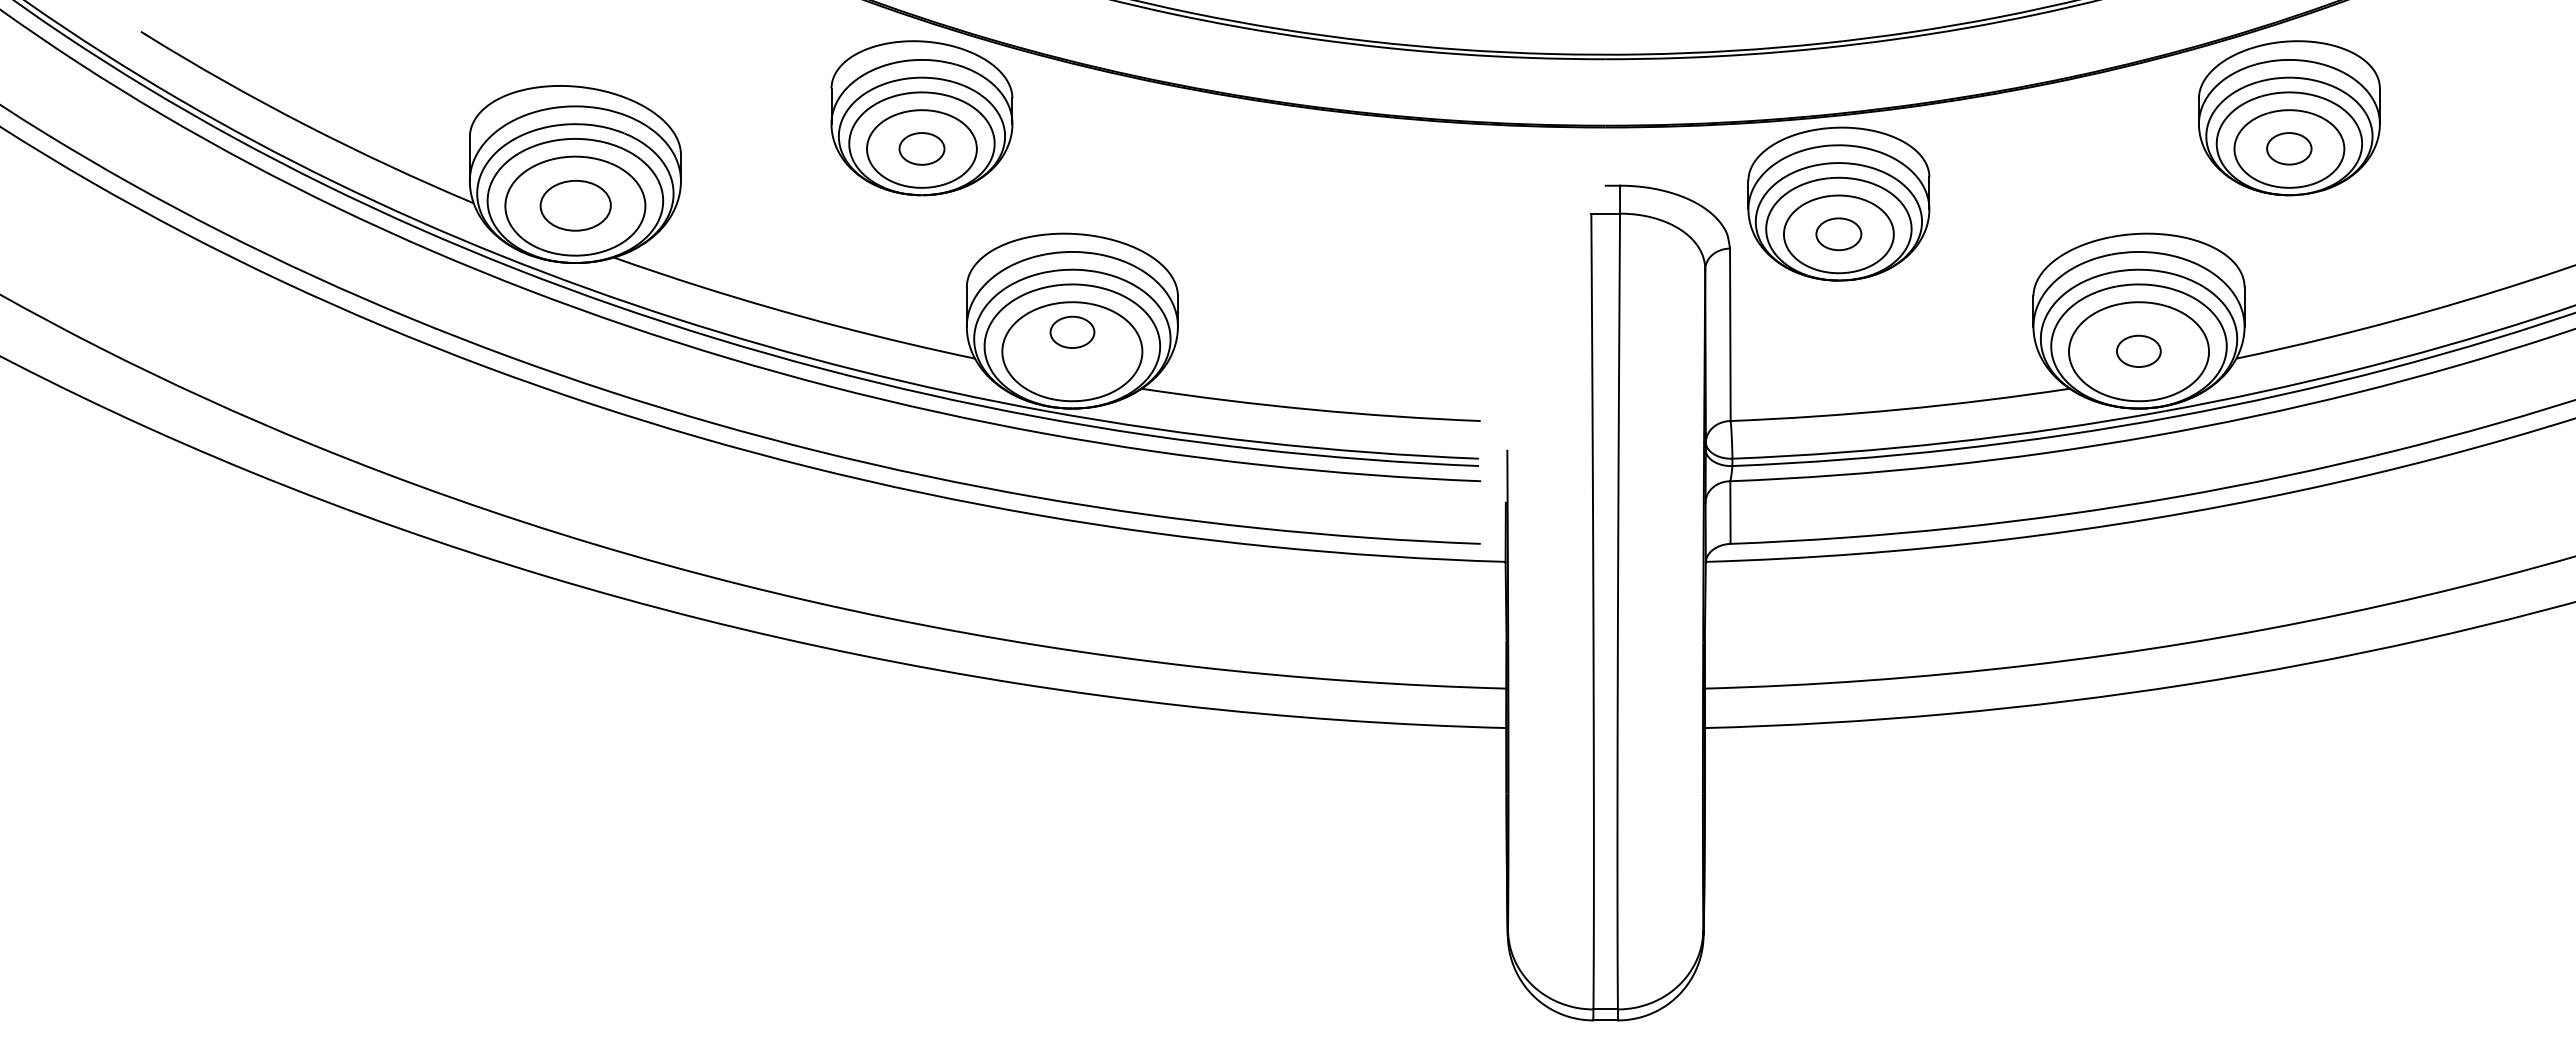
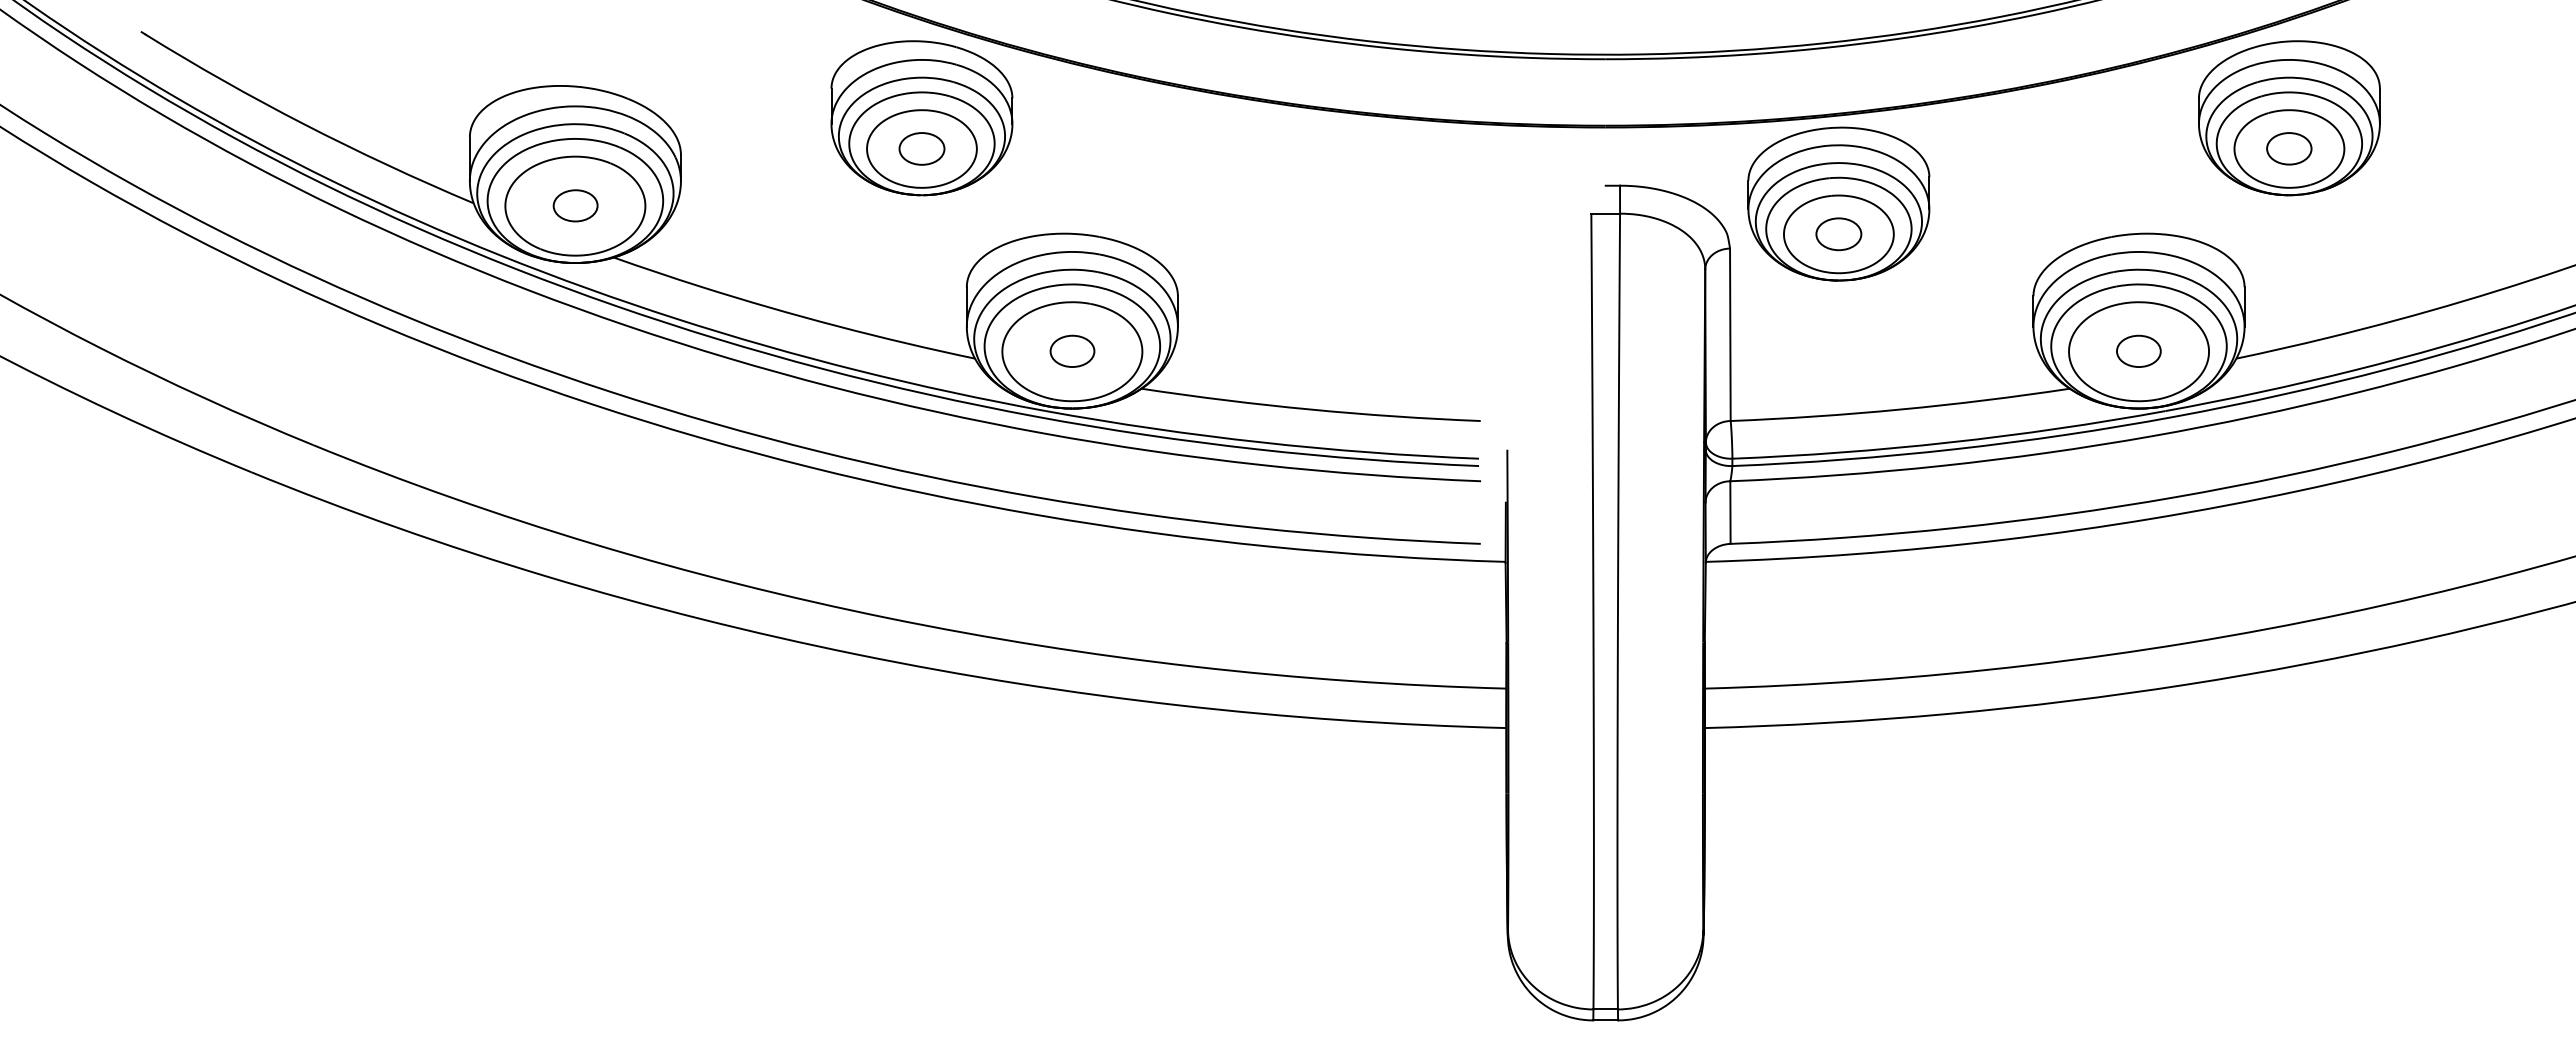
part size: 73x53 px -> 47x34 px (575, 205)
part position: (1072, 331) -> (1072, 350) (1072, 350)
